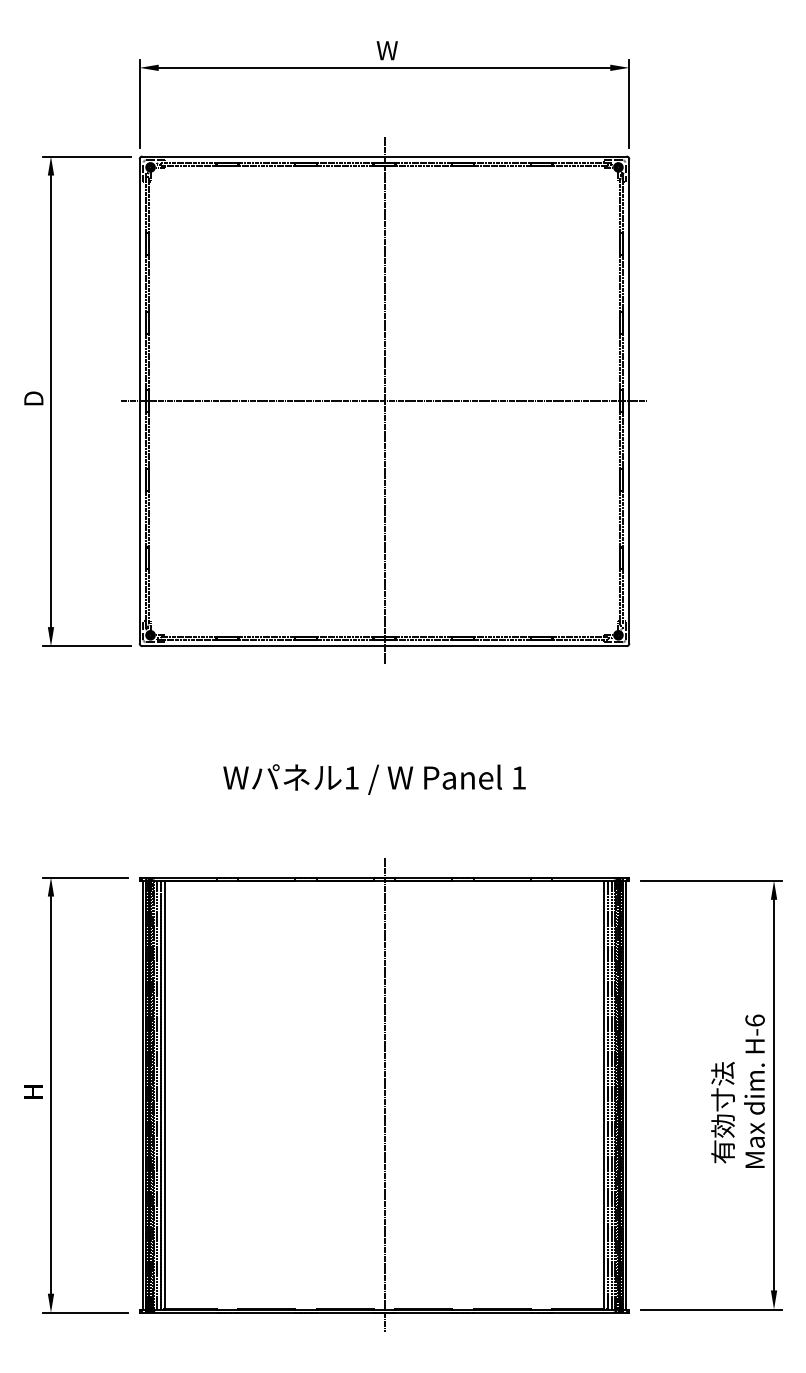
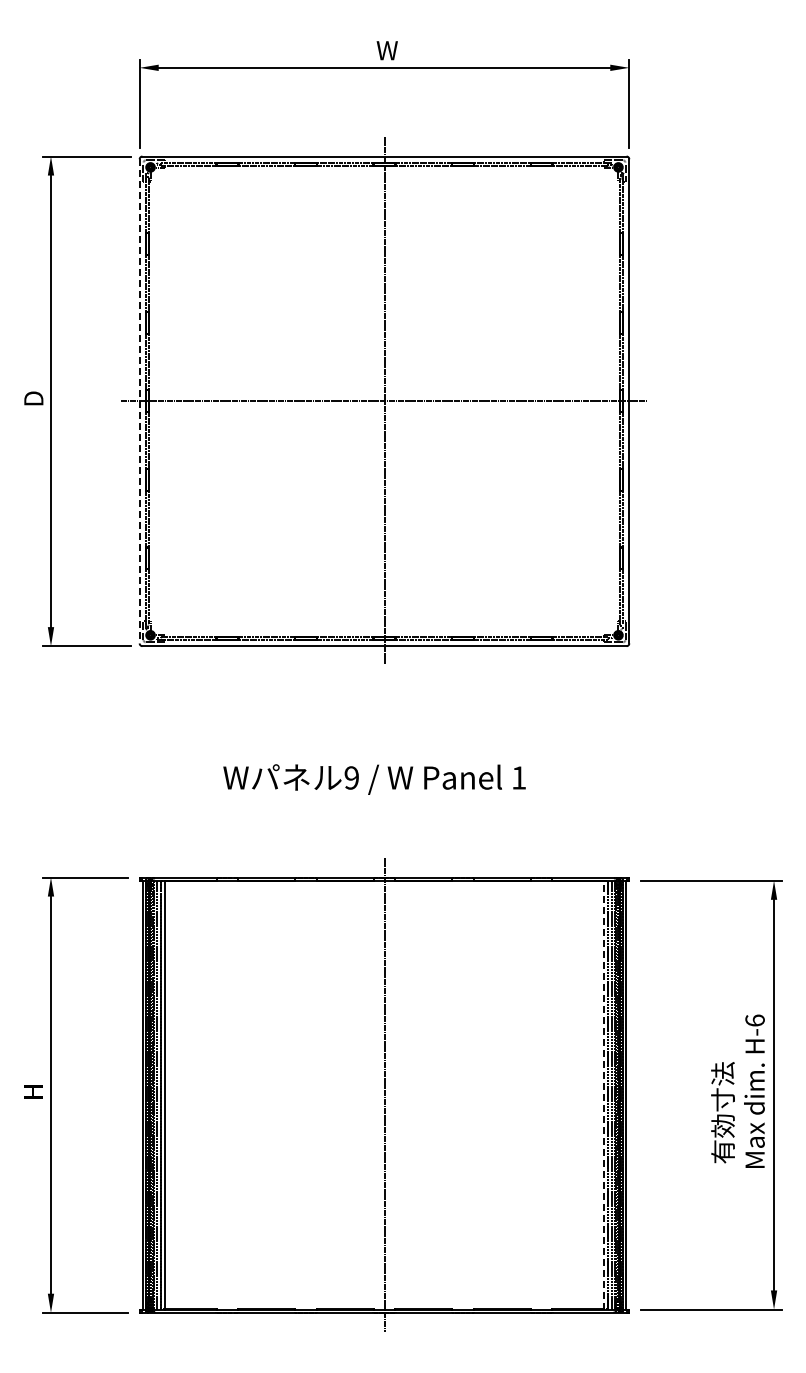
line: solid -> dashed (139, 401)
text: 1 -> 9 (351, 777)
line: solid -> dashed (603, 1094)
